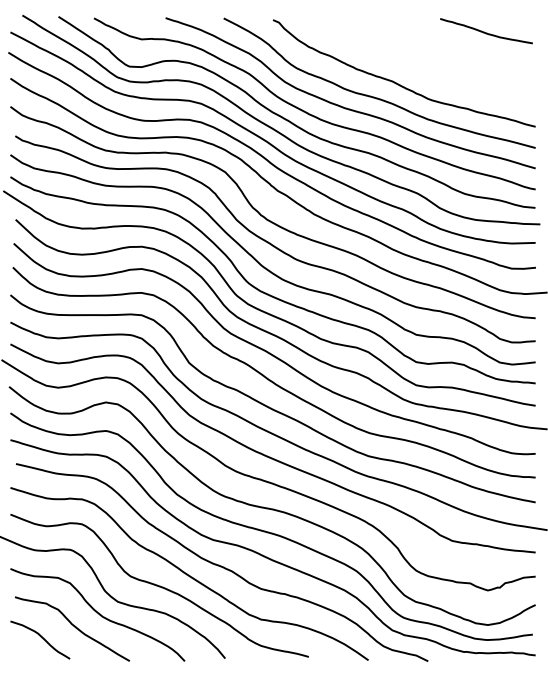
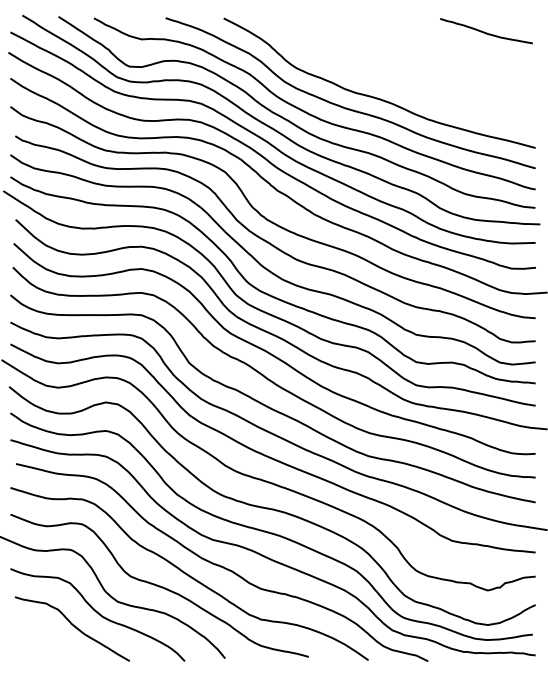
curve: present -> none (398, 83)
curve: present -> none (41, 638)
